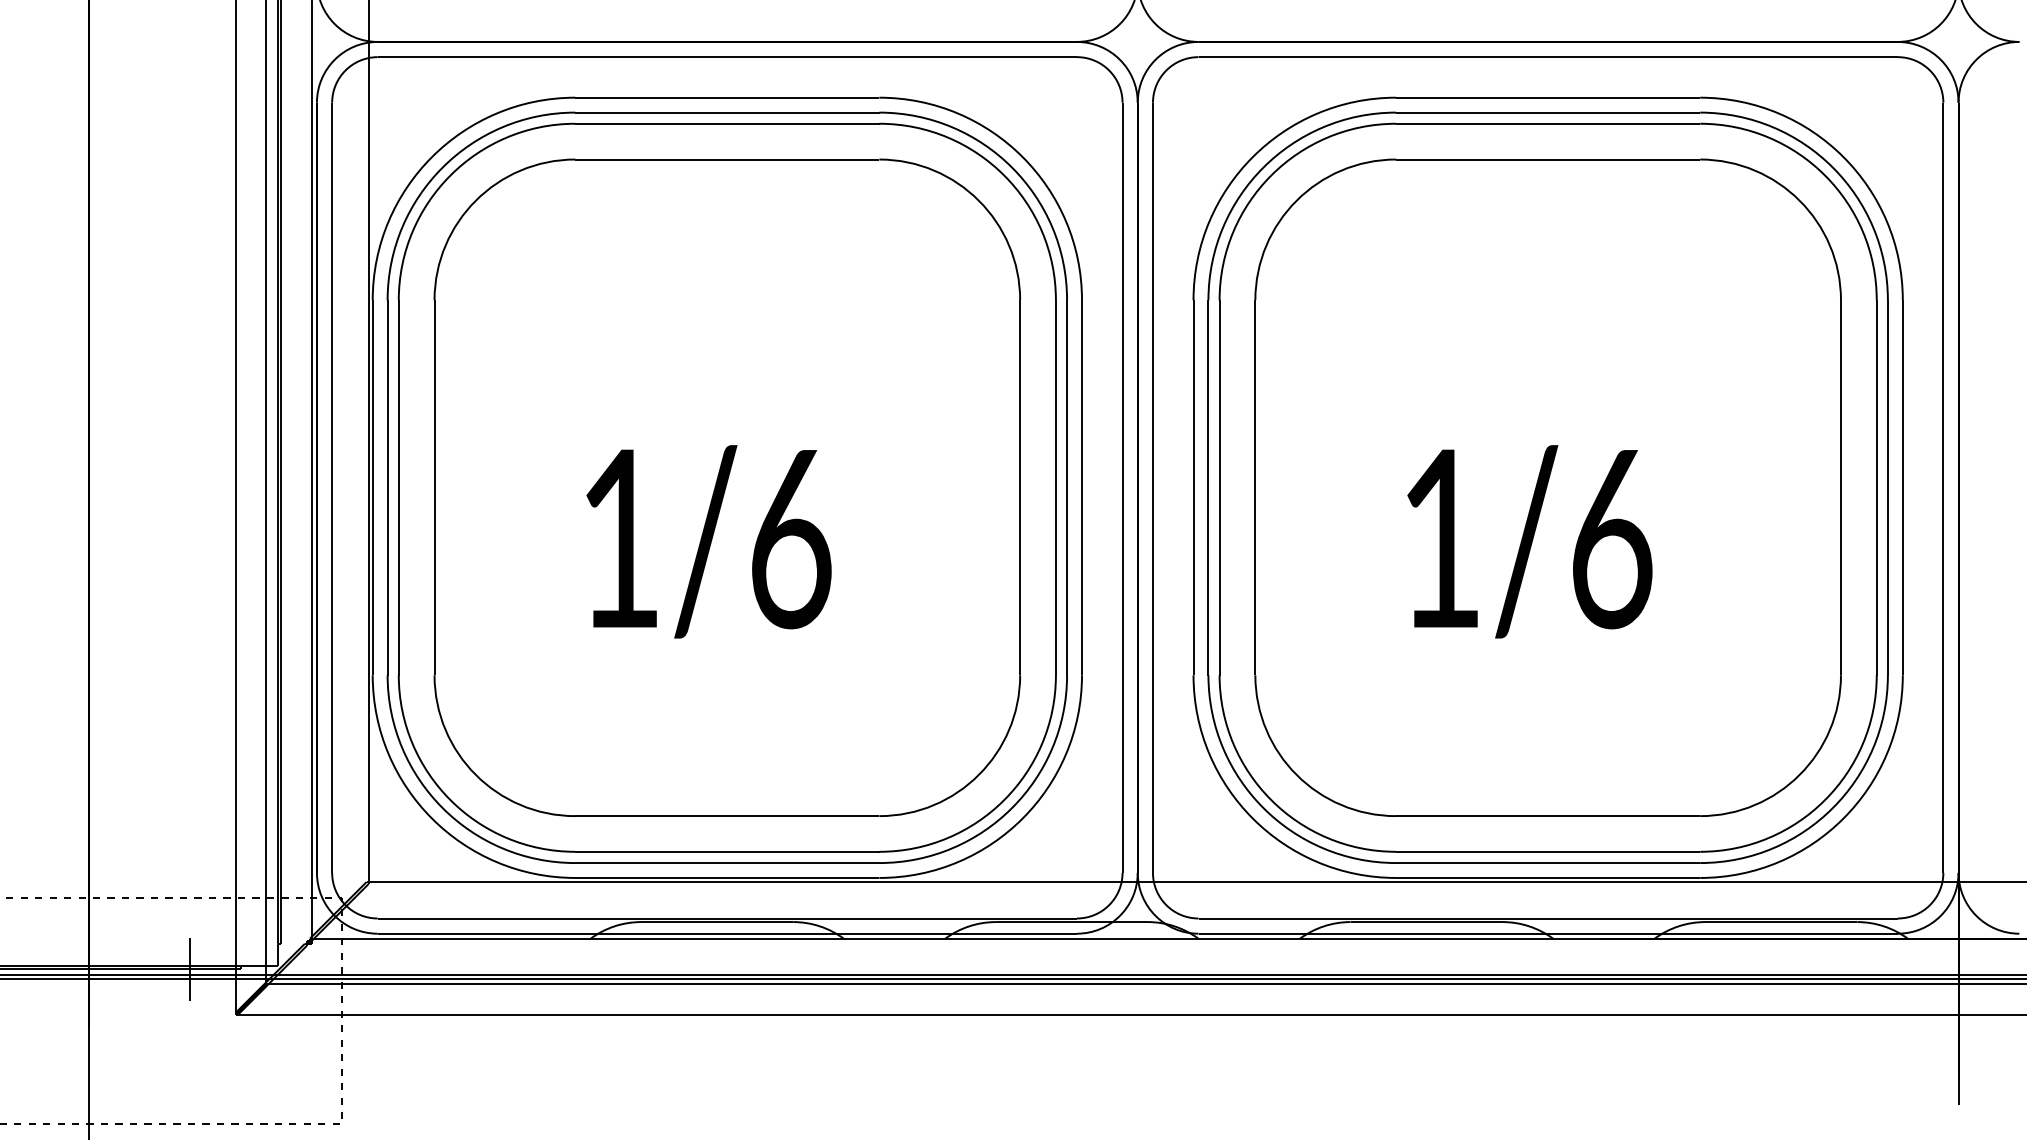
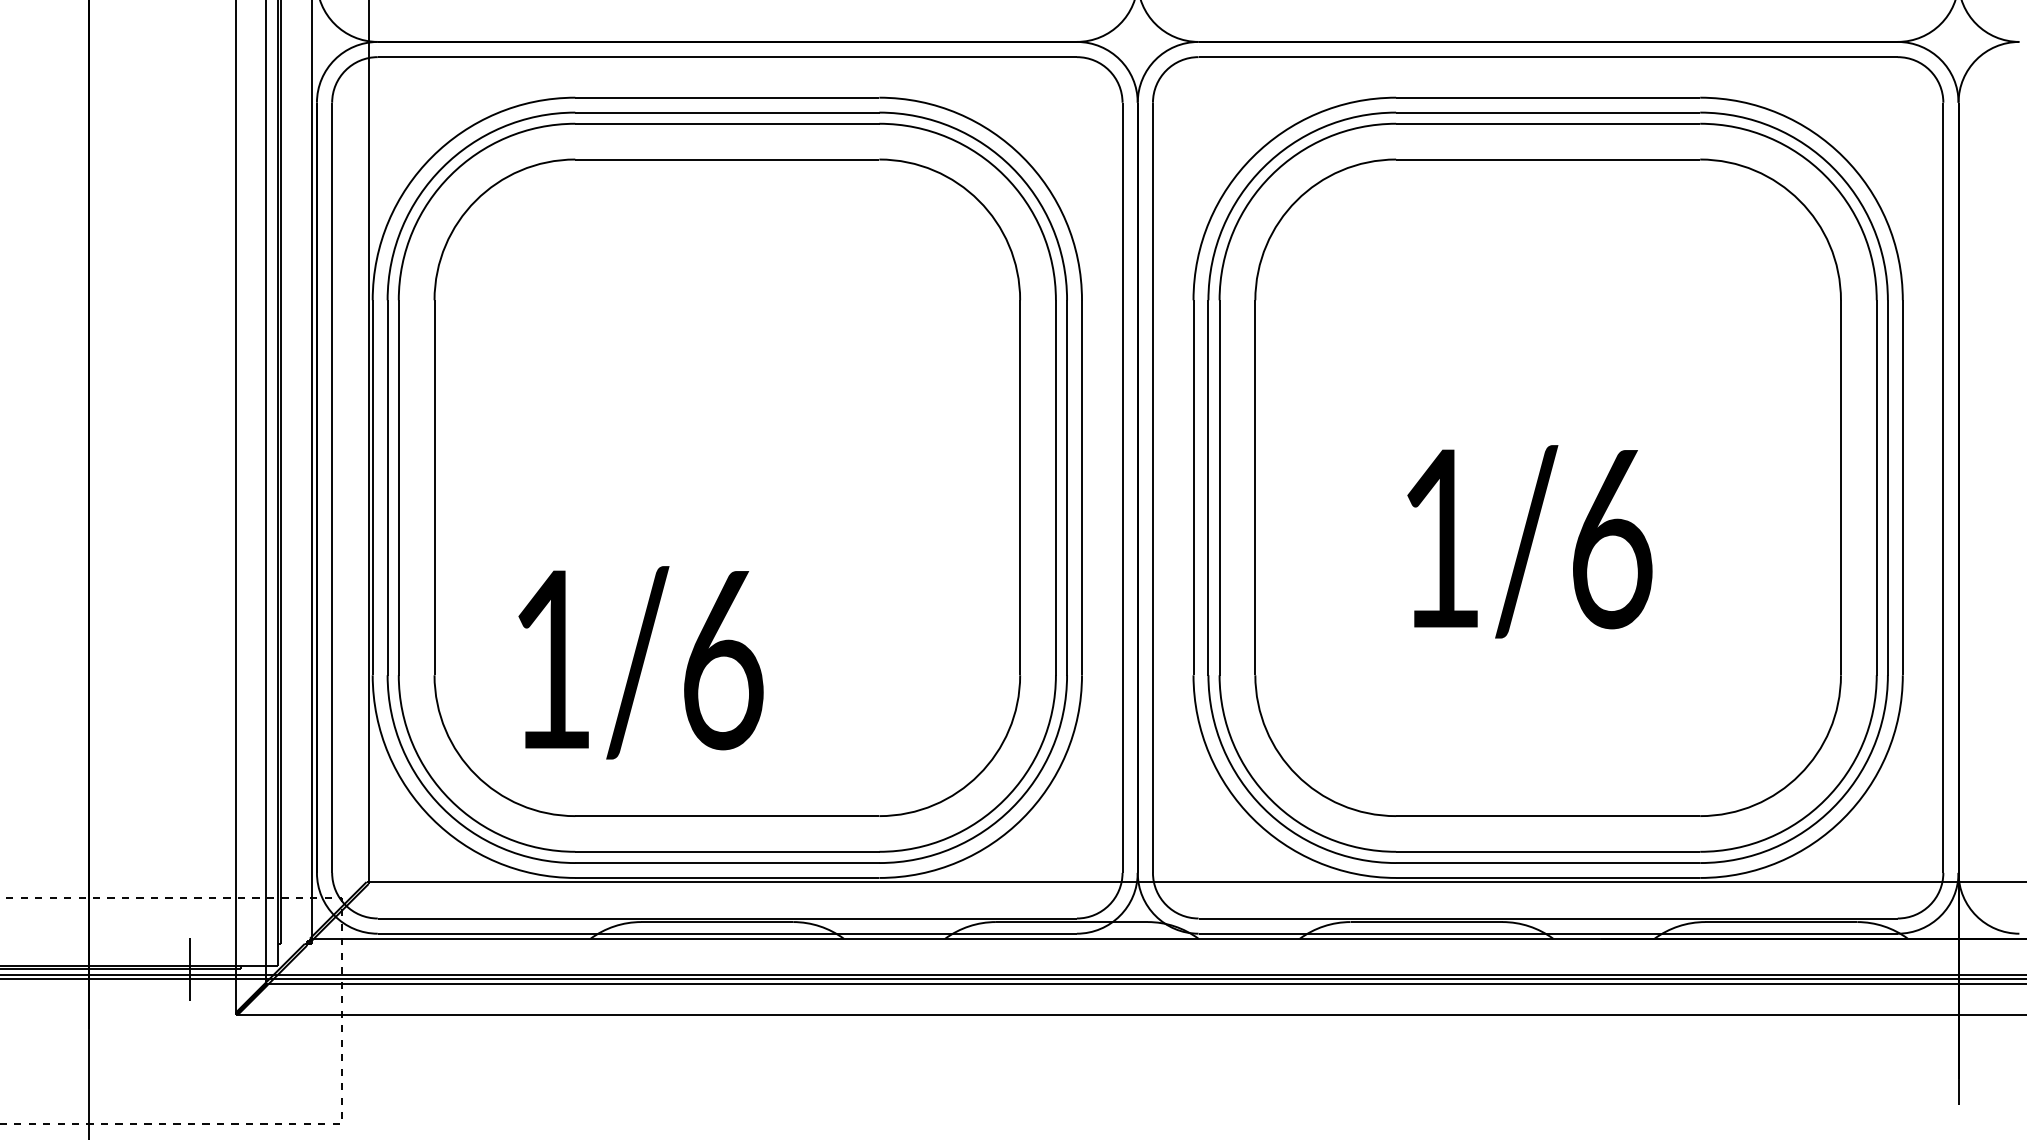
text position: (708, 541) -> (640, 662) (640, 662)
